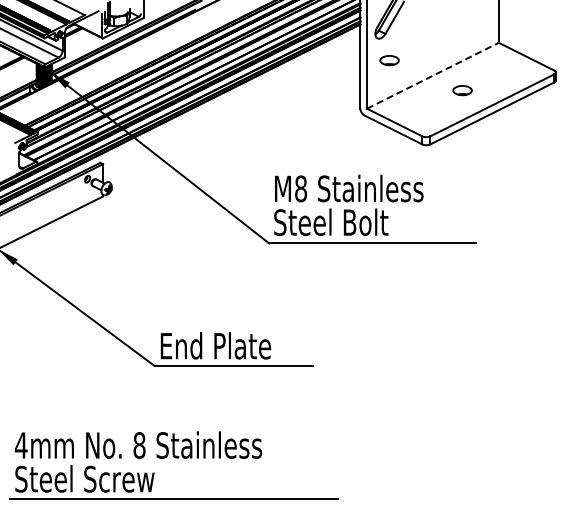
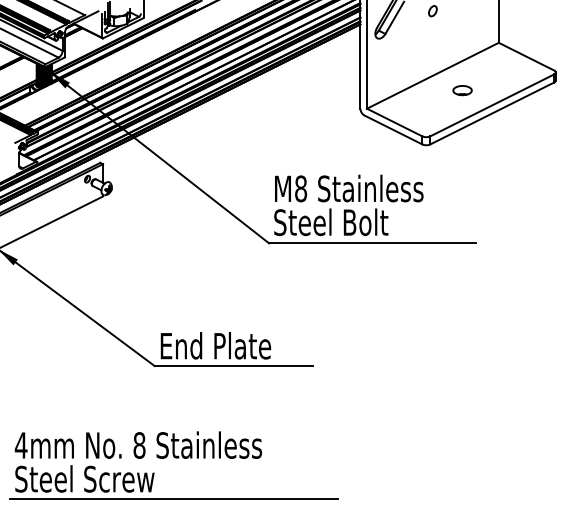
part: none -> present (432, 11)
part: present -> none (389, 60)
line: dashed -> solid (432, 75)
